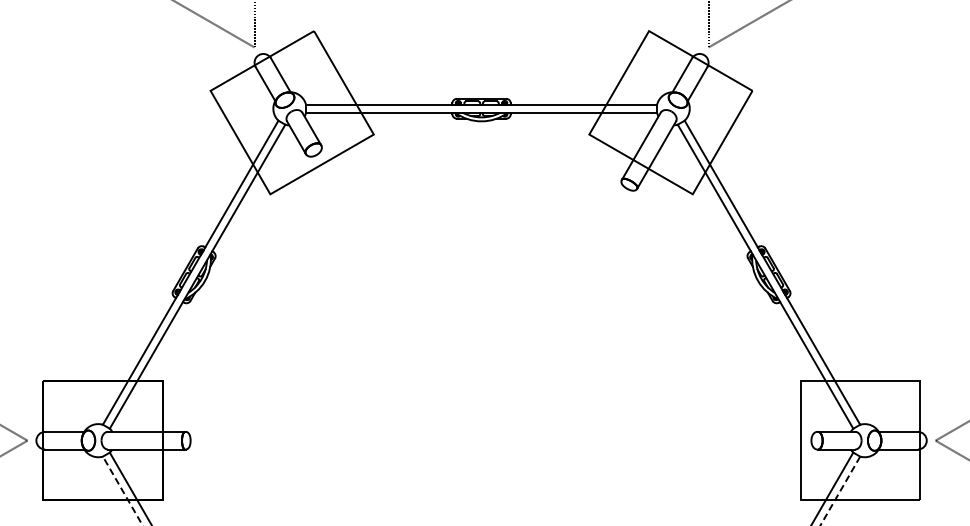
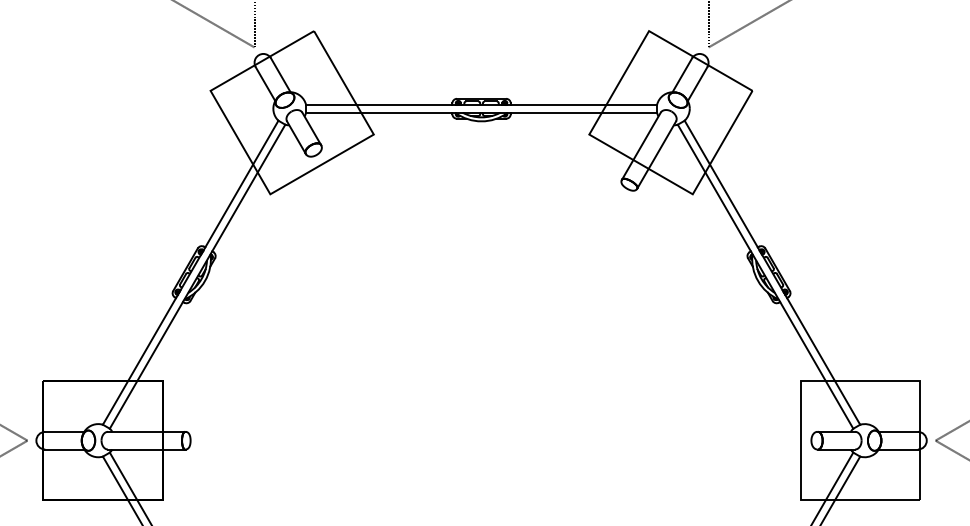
line: dashed -> solid (122, 491)
line: dashed -> solid (840, 491)
